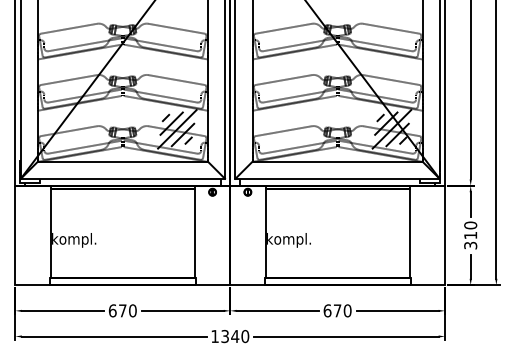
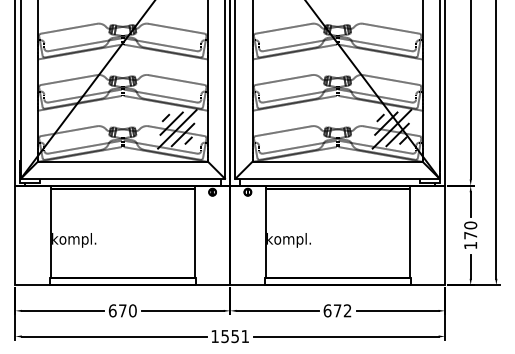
text: 310 -> 170 (470, 240)
text: 670 -> 672 (347, 310)
text: 1340 -> 1551 (235, 336)
